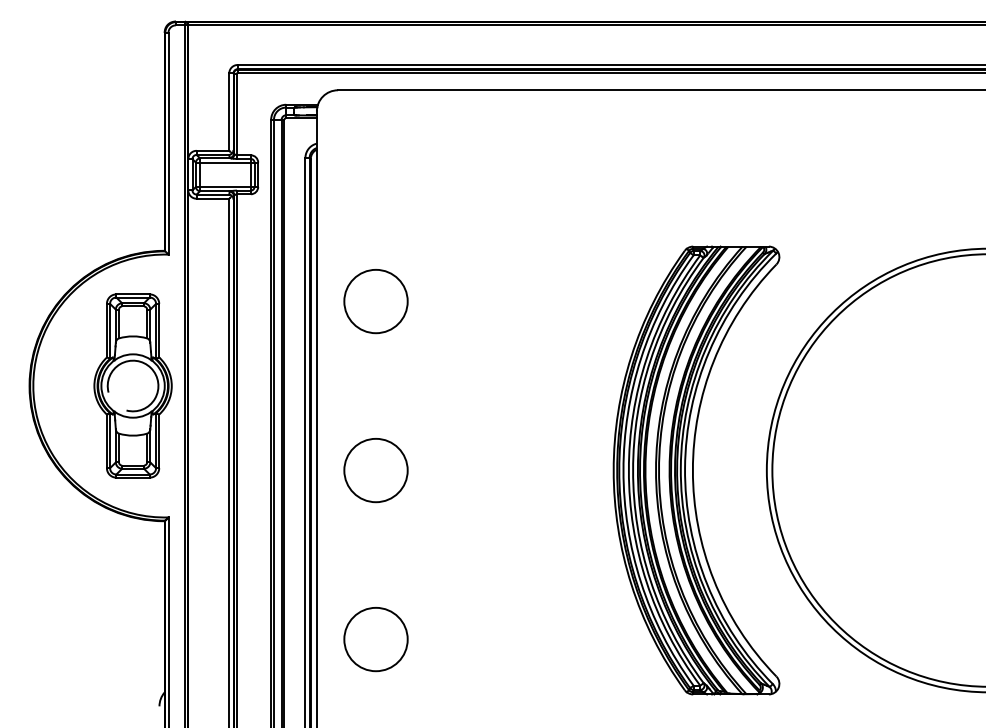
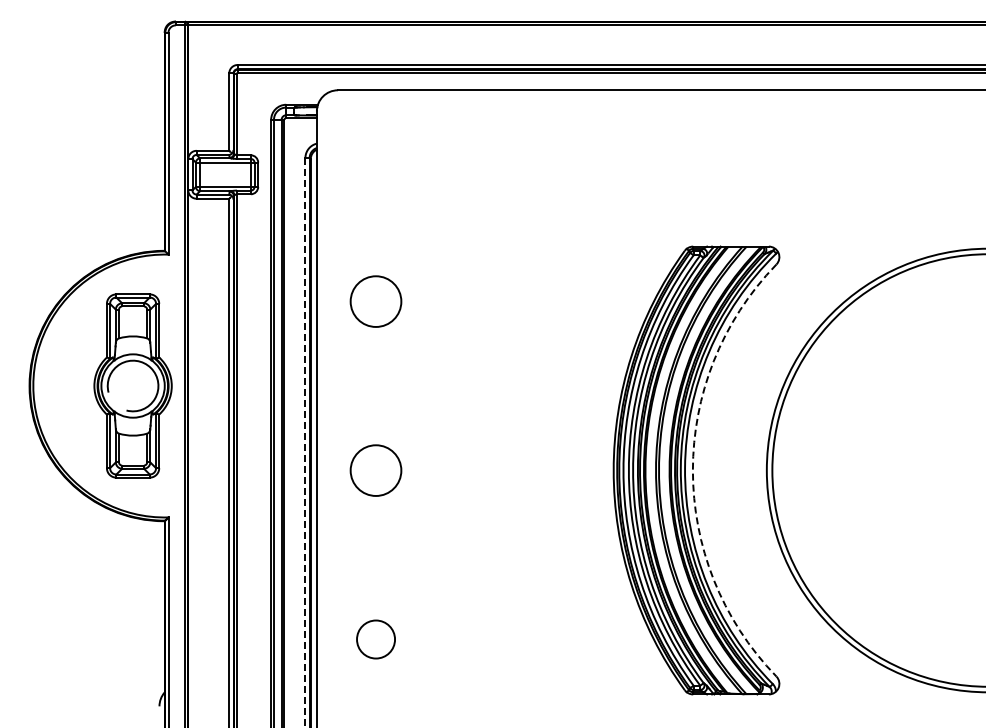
circle size: 66x66 px -> 54x53 px (375, 301)
line: solid -> dashed (305, 442)
circle size: 66x66 px -> 54x53 px (375, 470)
arc: solid -> dashed (692, 470)
circle diameter: 63 px -> 38 px (376, 639)
